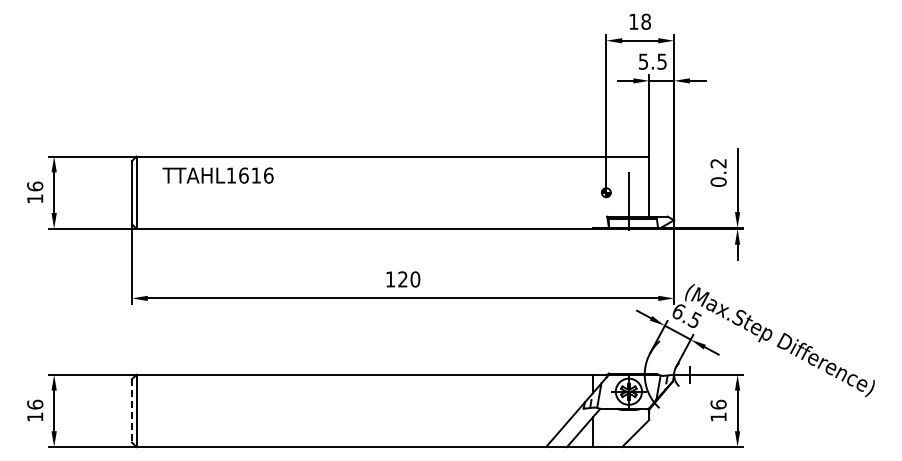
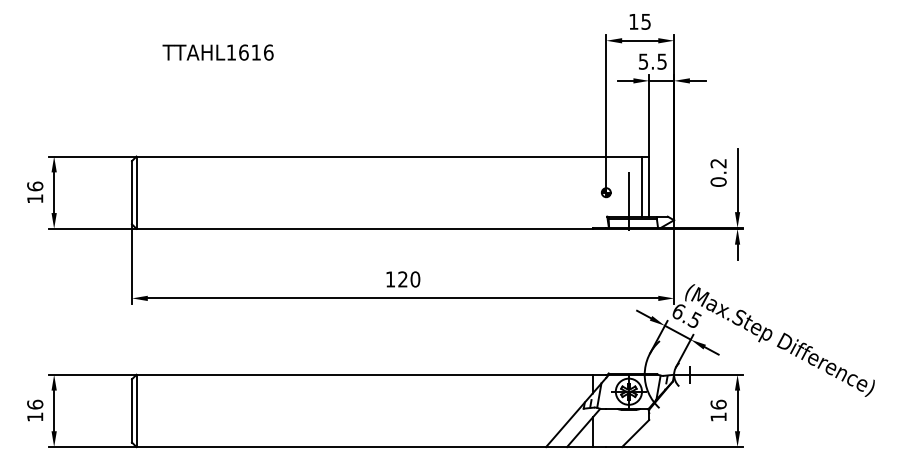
text: 18 -> 15 (646, 21)
text position: (217, 175) -> (217, 52) (217, 52)
line: none -> present (642, 186)
line: dashed -> solid (131, 410)
